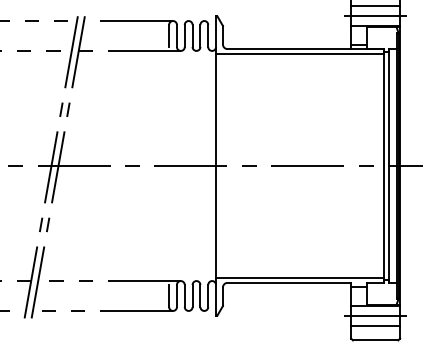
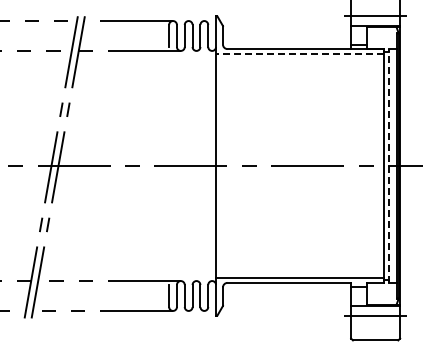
line: present -> none (375, 6)
line: solid -> dashed (299, 53)
line: solid -> dashed (389, 165)
line: present -> none (375, 325)
